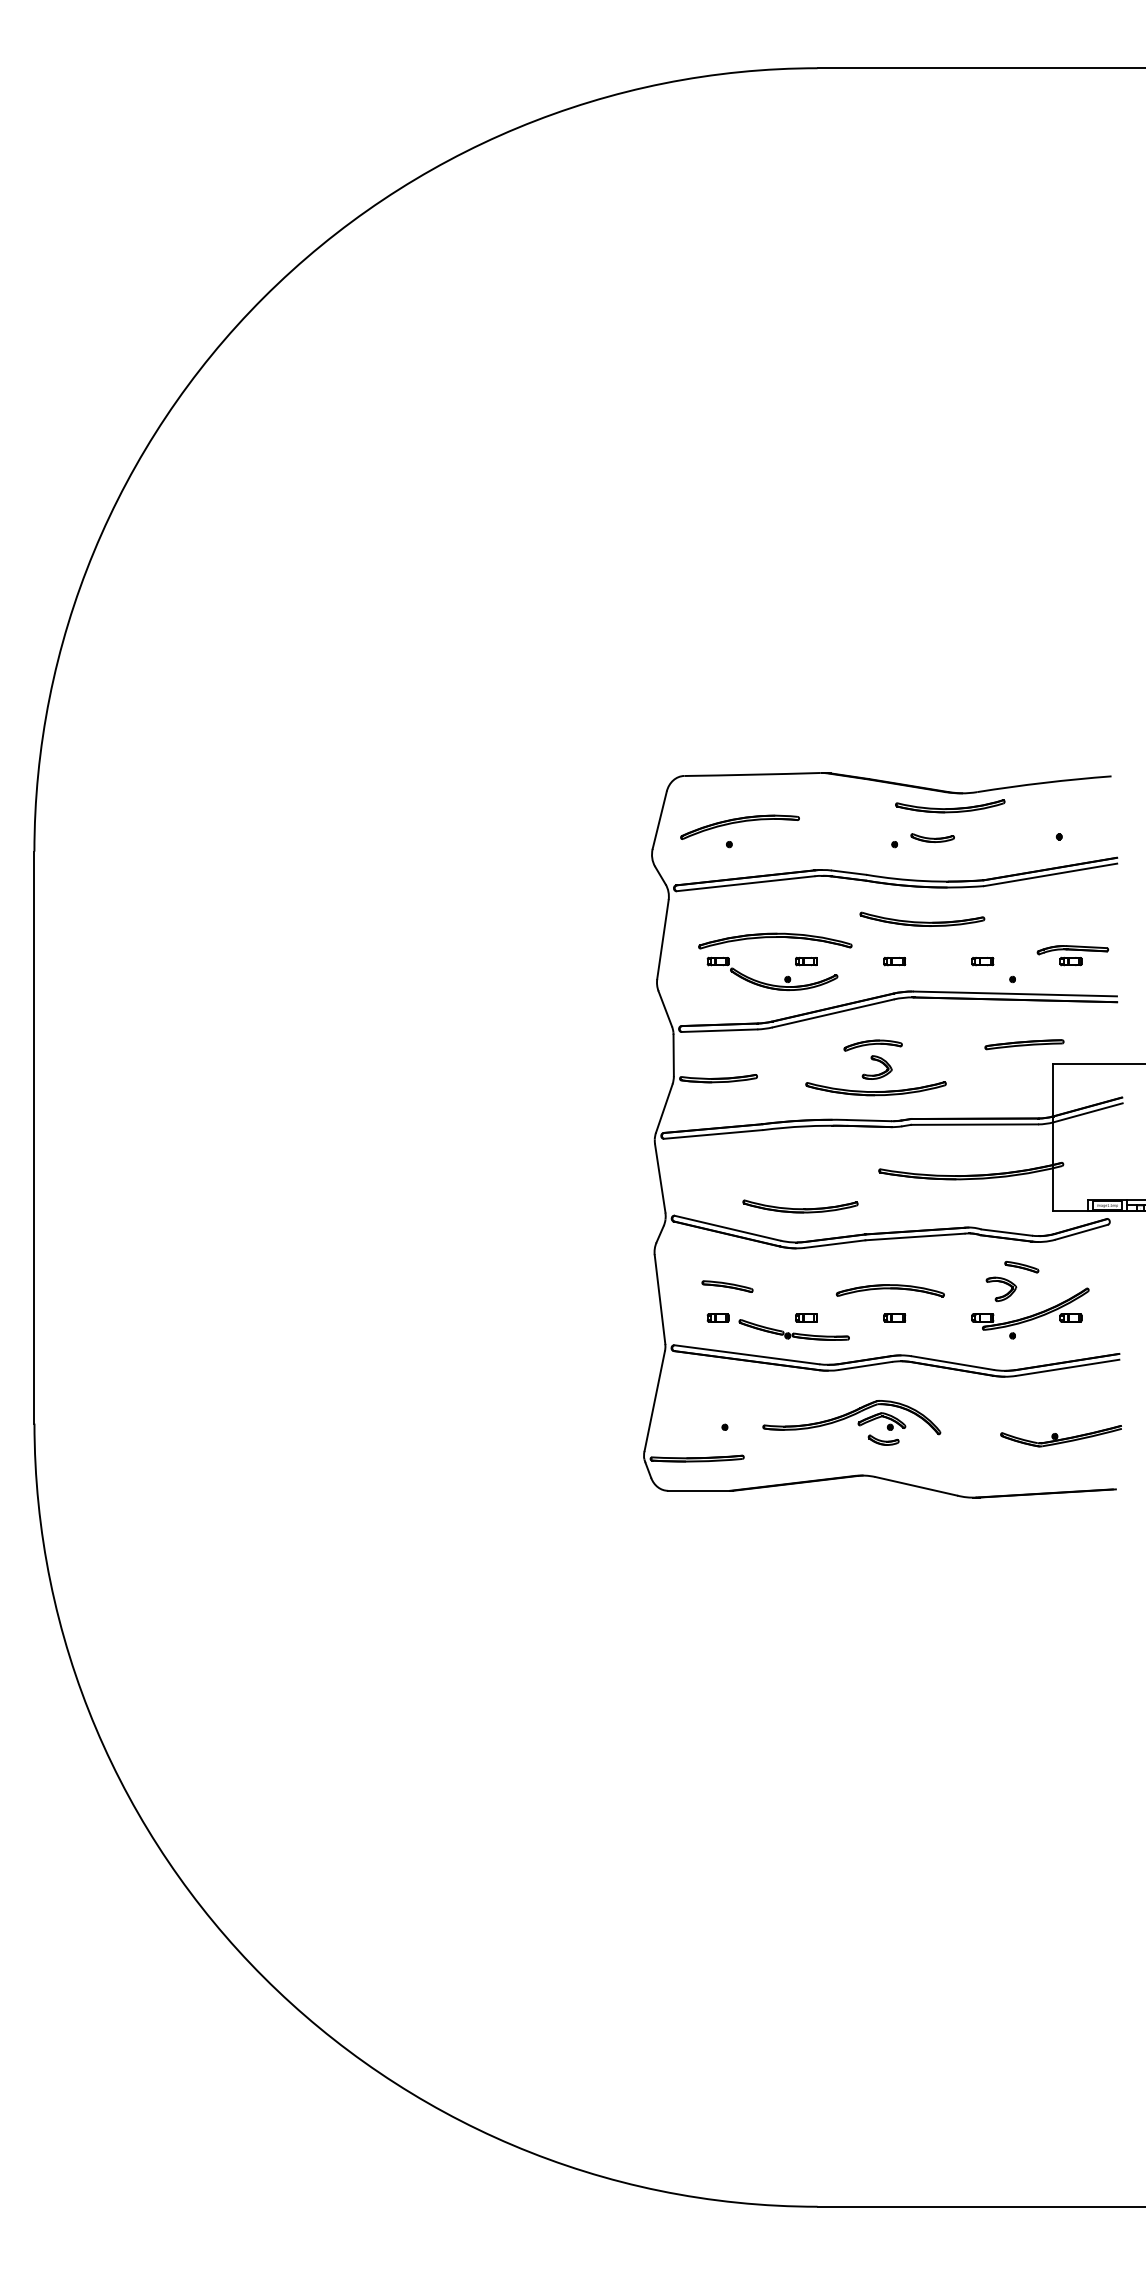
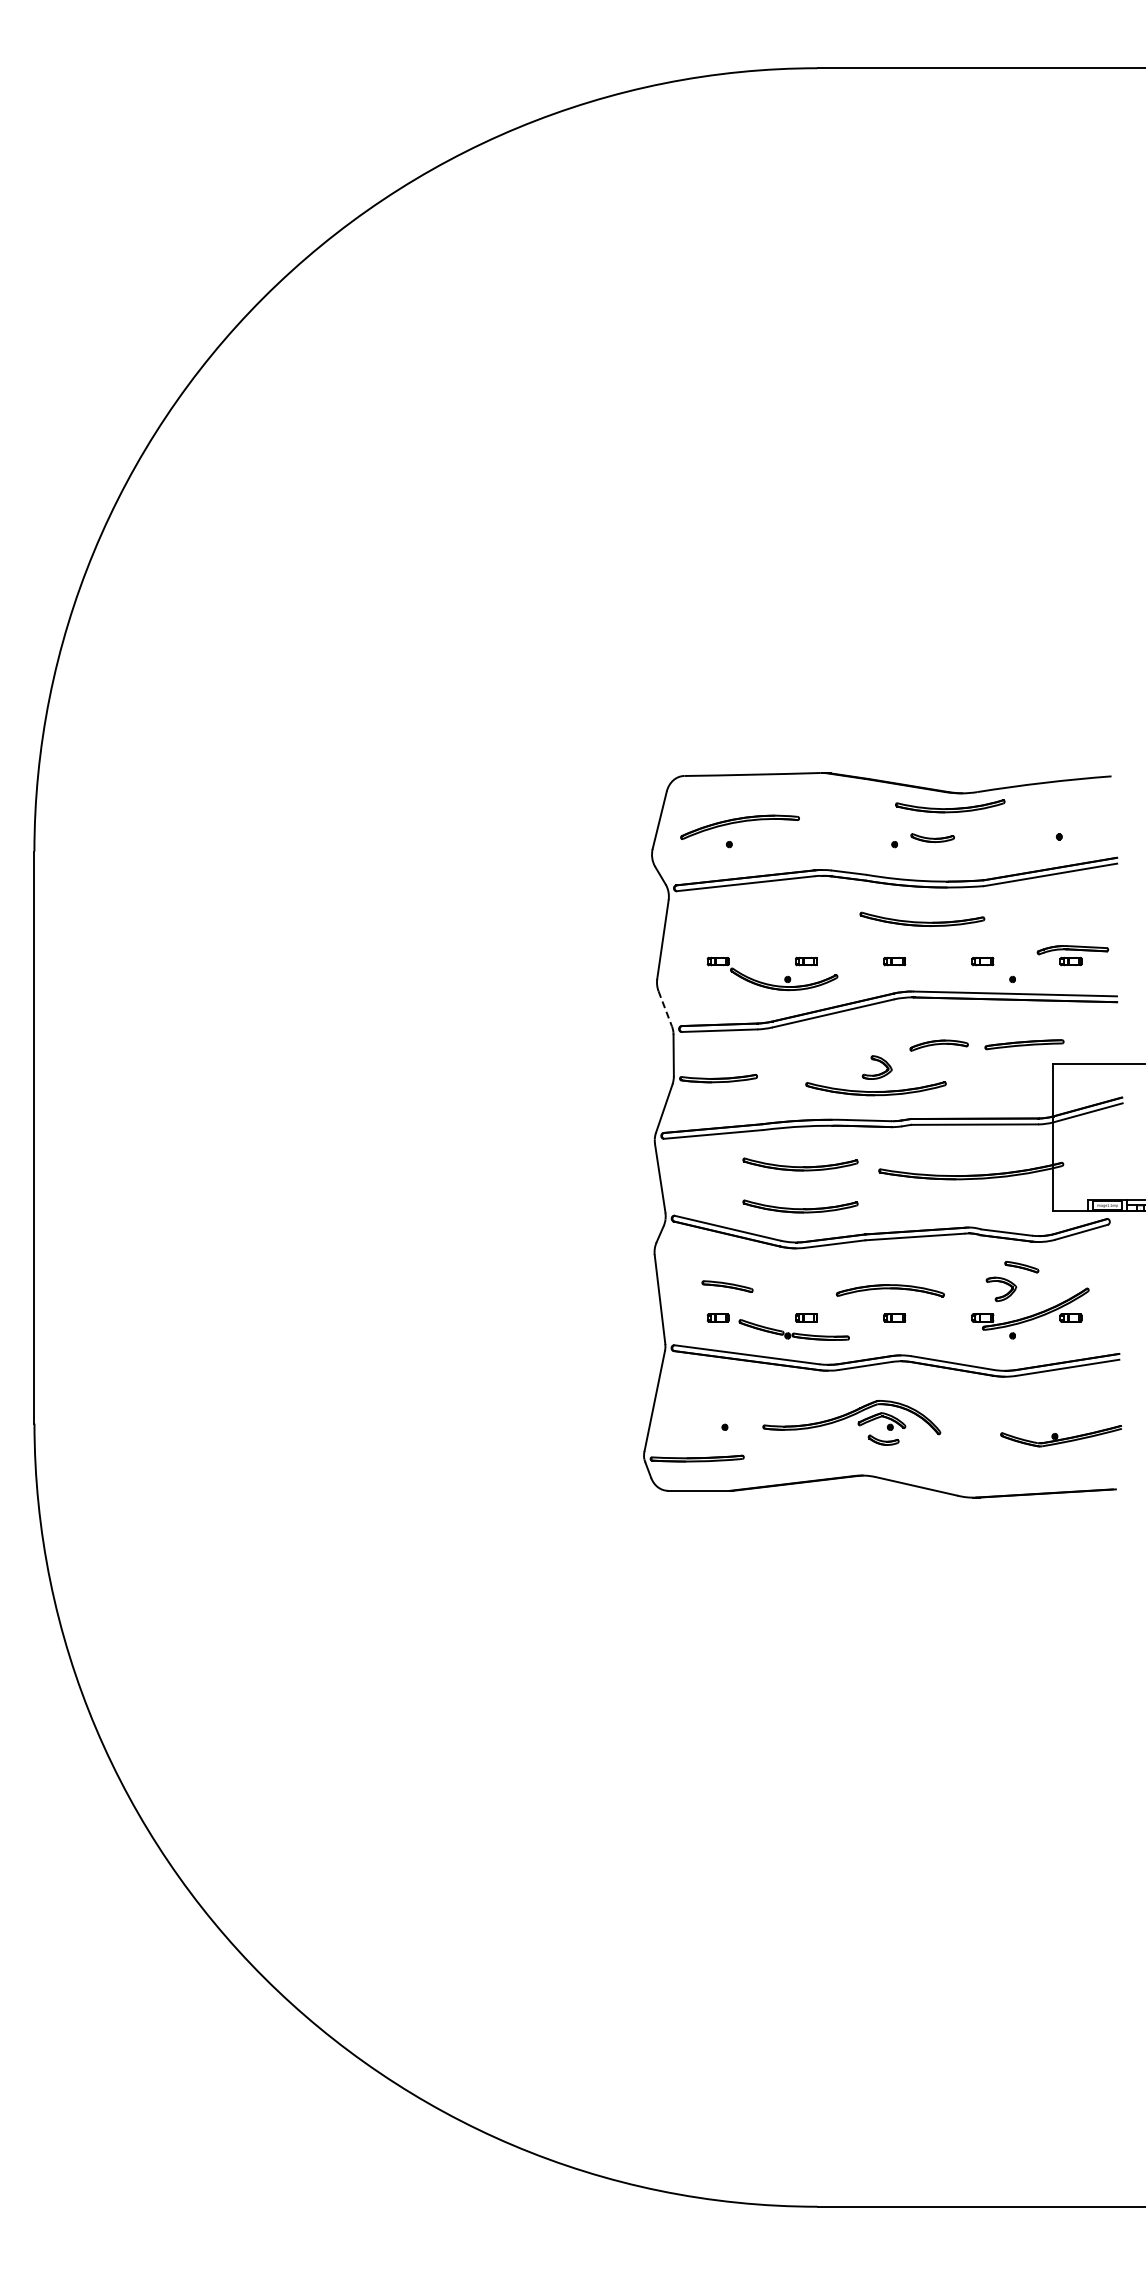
part: present -> none (775, 940)
line: solid -> dashed (665, 1008)
part position: (872, 1045) -> (938, 1045) (938, 1045)
part: none -> present (800, 1164)
